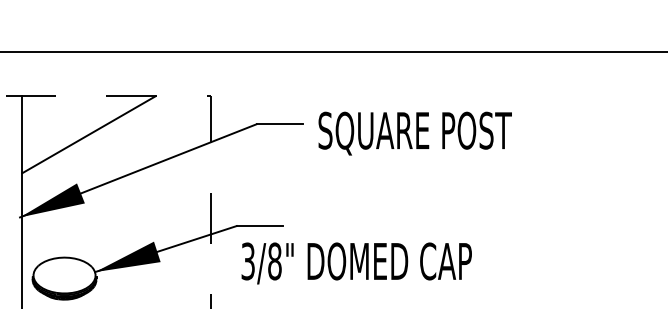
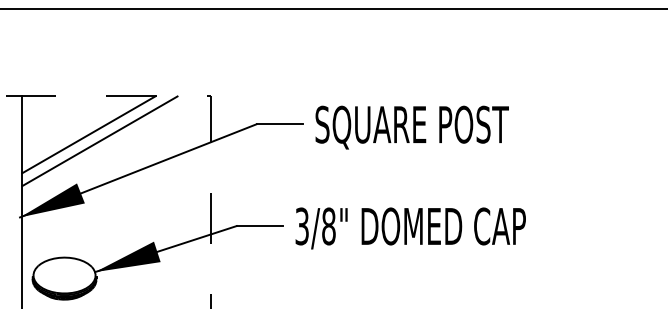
line position: (333, 52) -> (333, 9) (333, 9)
text position: (414, 133) -> (411, 127) (411, 127)
line: none -> present (99, 141)
text position: (356, 263) -> (410, 228) (410, 228)
